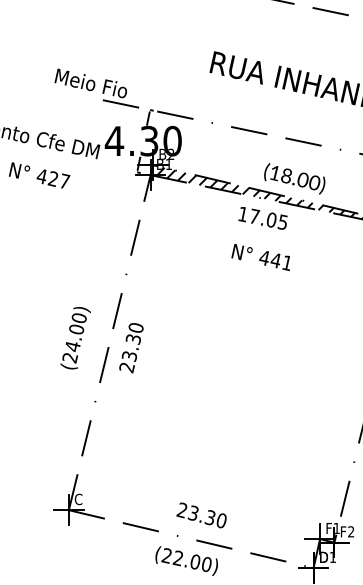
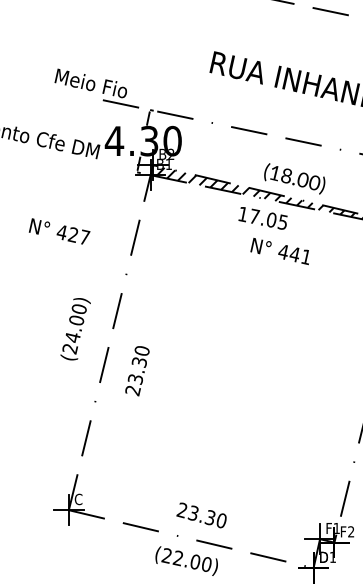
text position: (39, 175) -> (59, 231) (59, 231)
text position: (260, 257) -> (279, 251) (279, 251)
text position: (75, 338) -> (75, 329) (75, 329)
text position: (131, 348) -> (137, 371) (137, 371)
